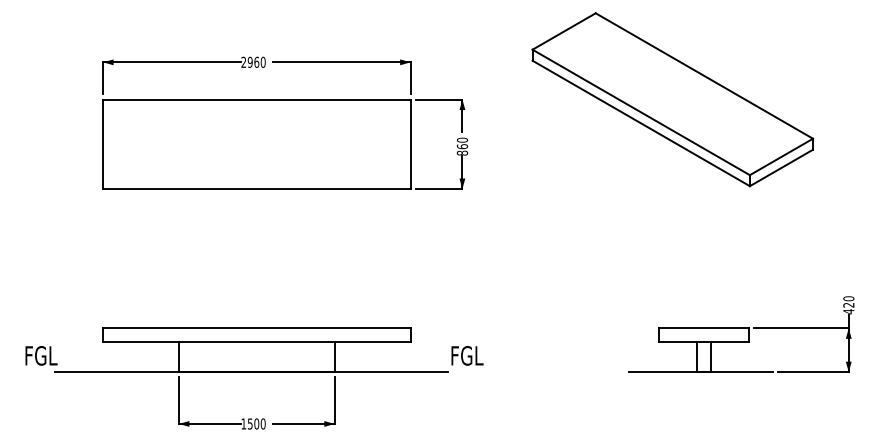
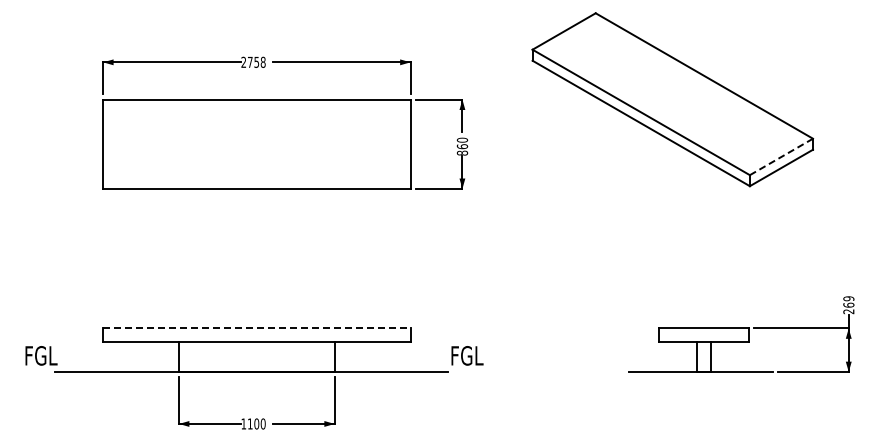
text: 2960 -> 2758 (256, 61)
line: solid -> dashed (781, 156)
text: 420 -> 269 (848, 305)
line: solid -> dashed (256, 328)
text: 1500 -> 1100 (249, 423)
